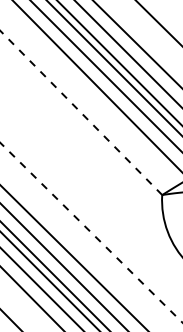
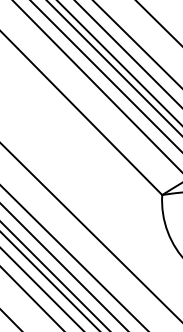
line: dashed -> solid (80, 112)
line: dashed -> solid (91, 232)
